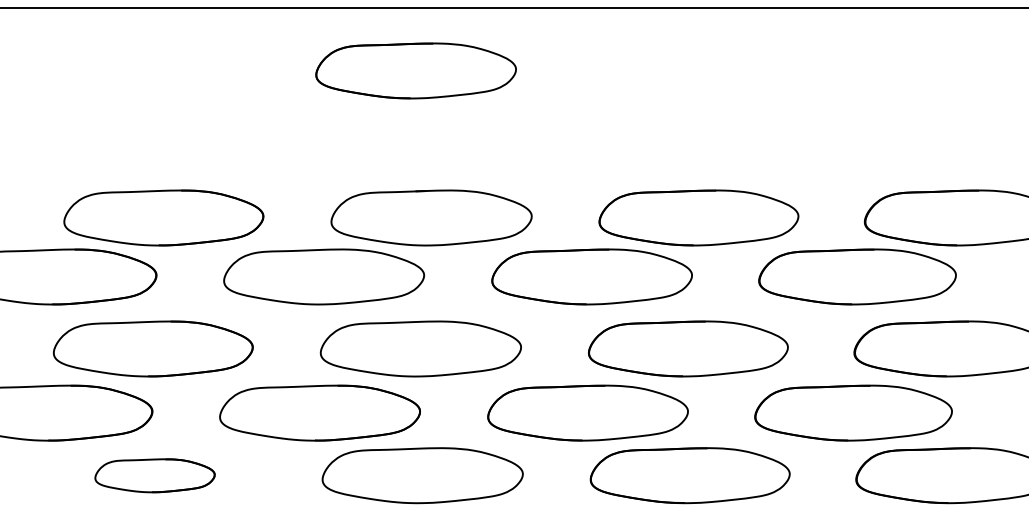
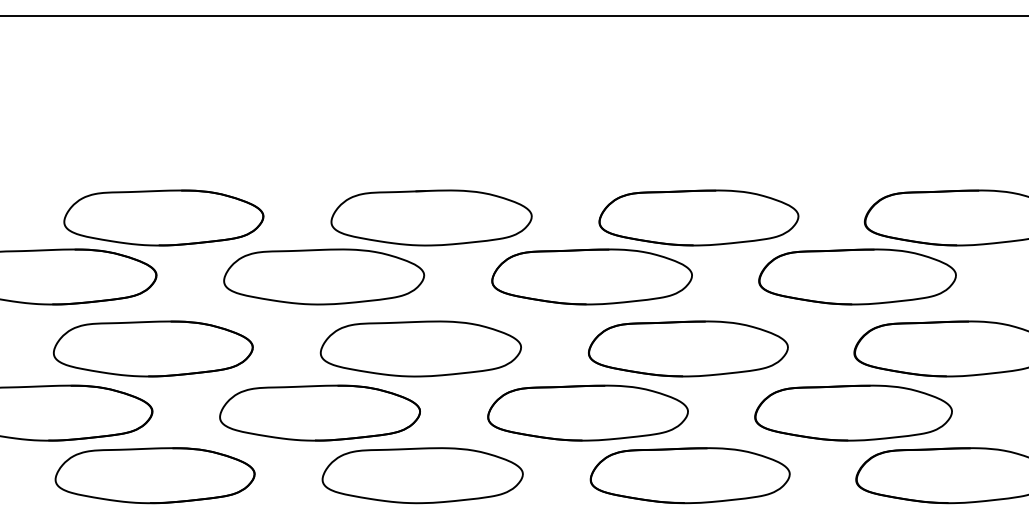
line position: (513, 7) -> (513, 15) (513, 15)
part: present -> none (415, 70)
part size: 122x36 px -> 202x58 px (154, 475)
